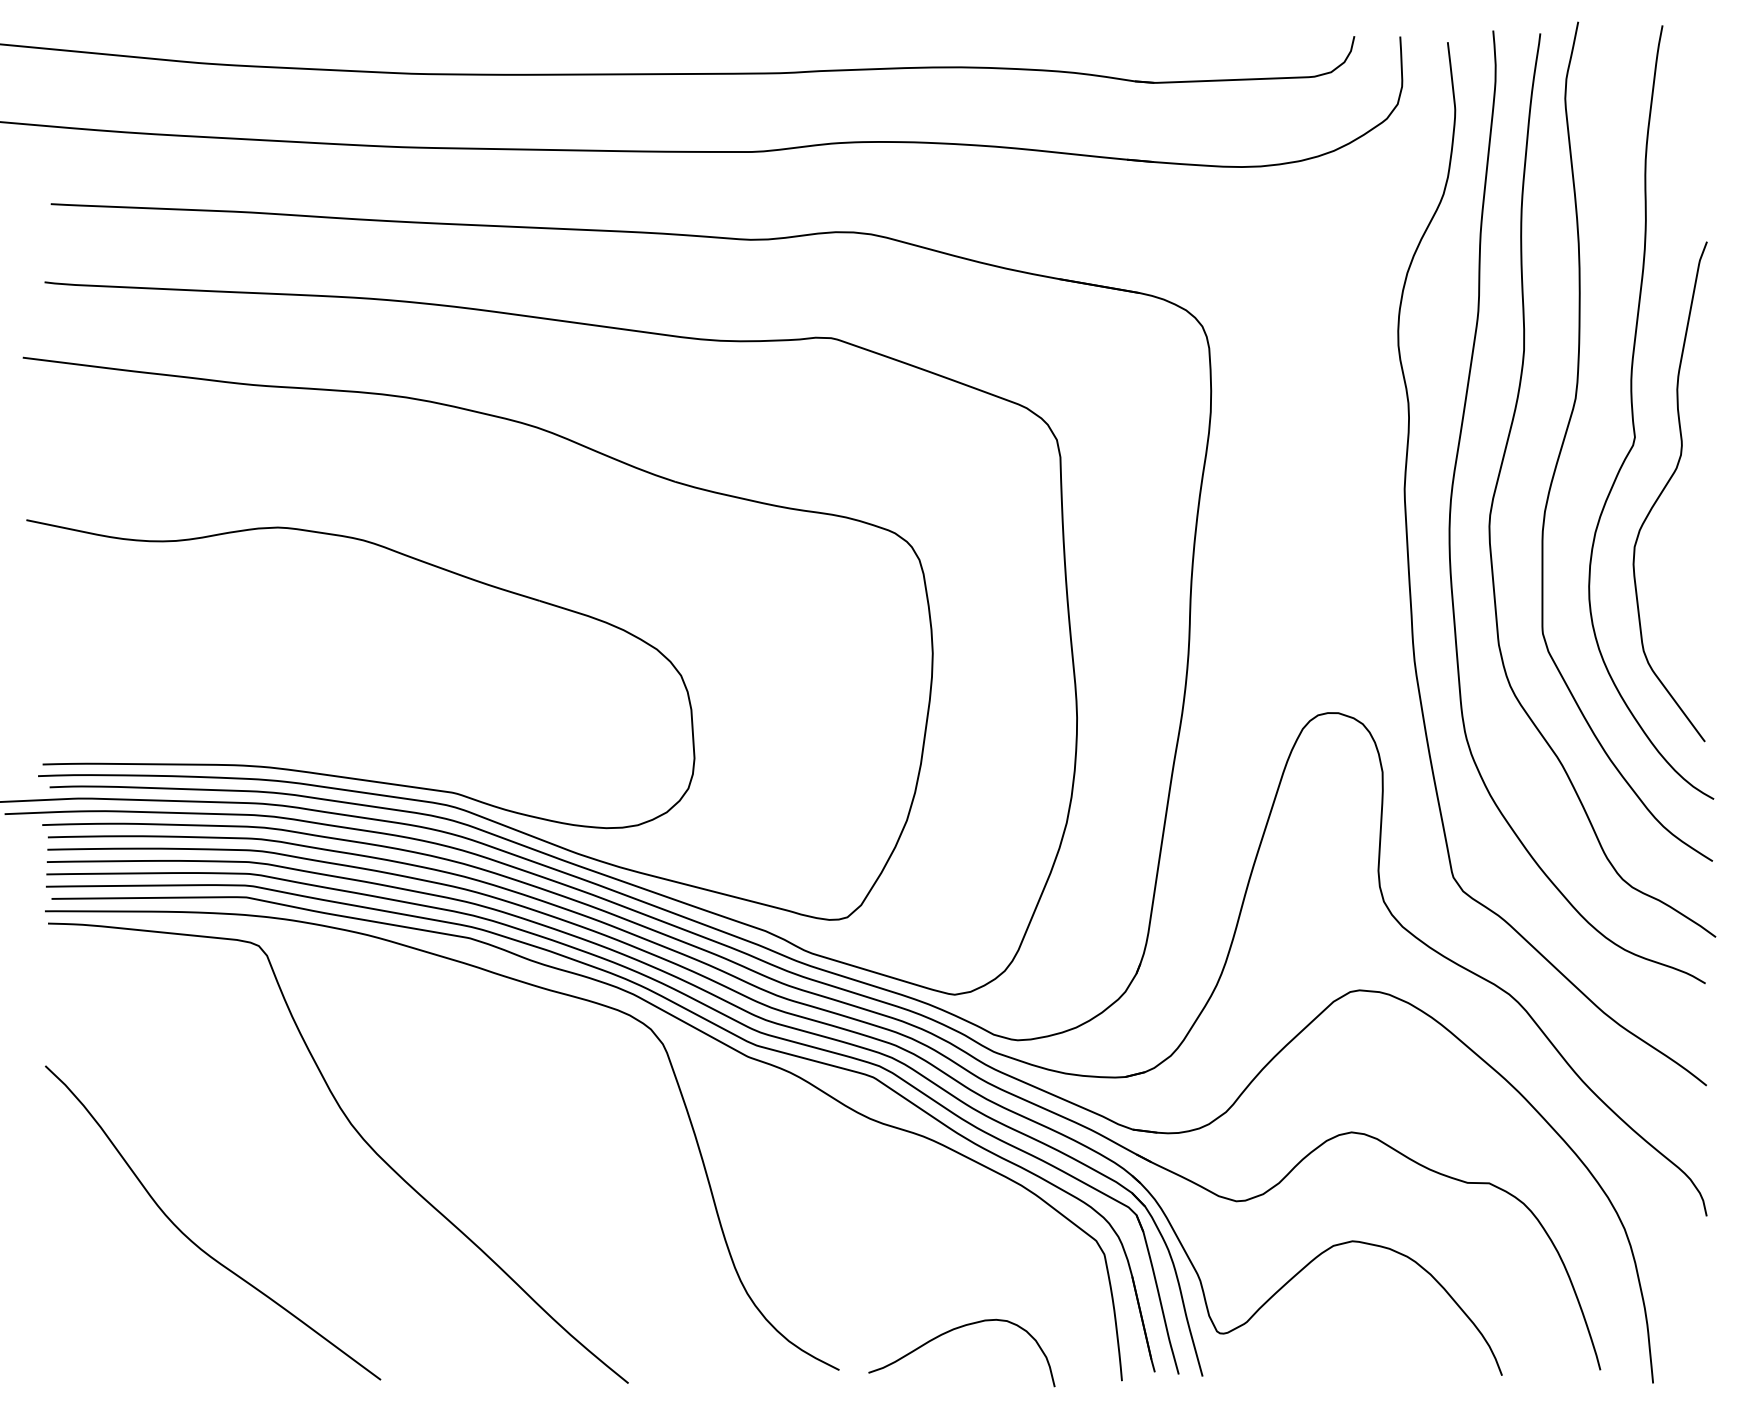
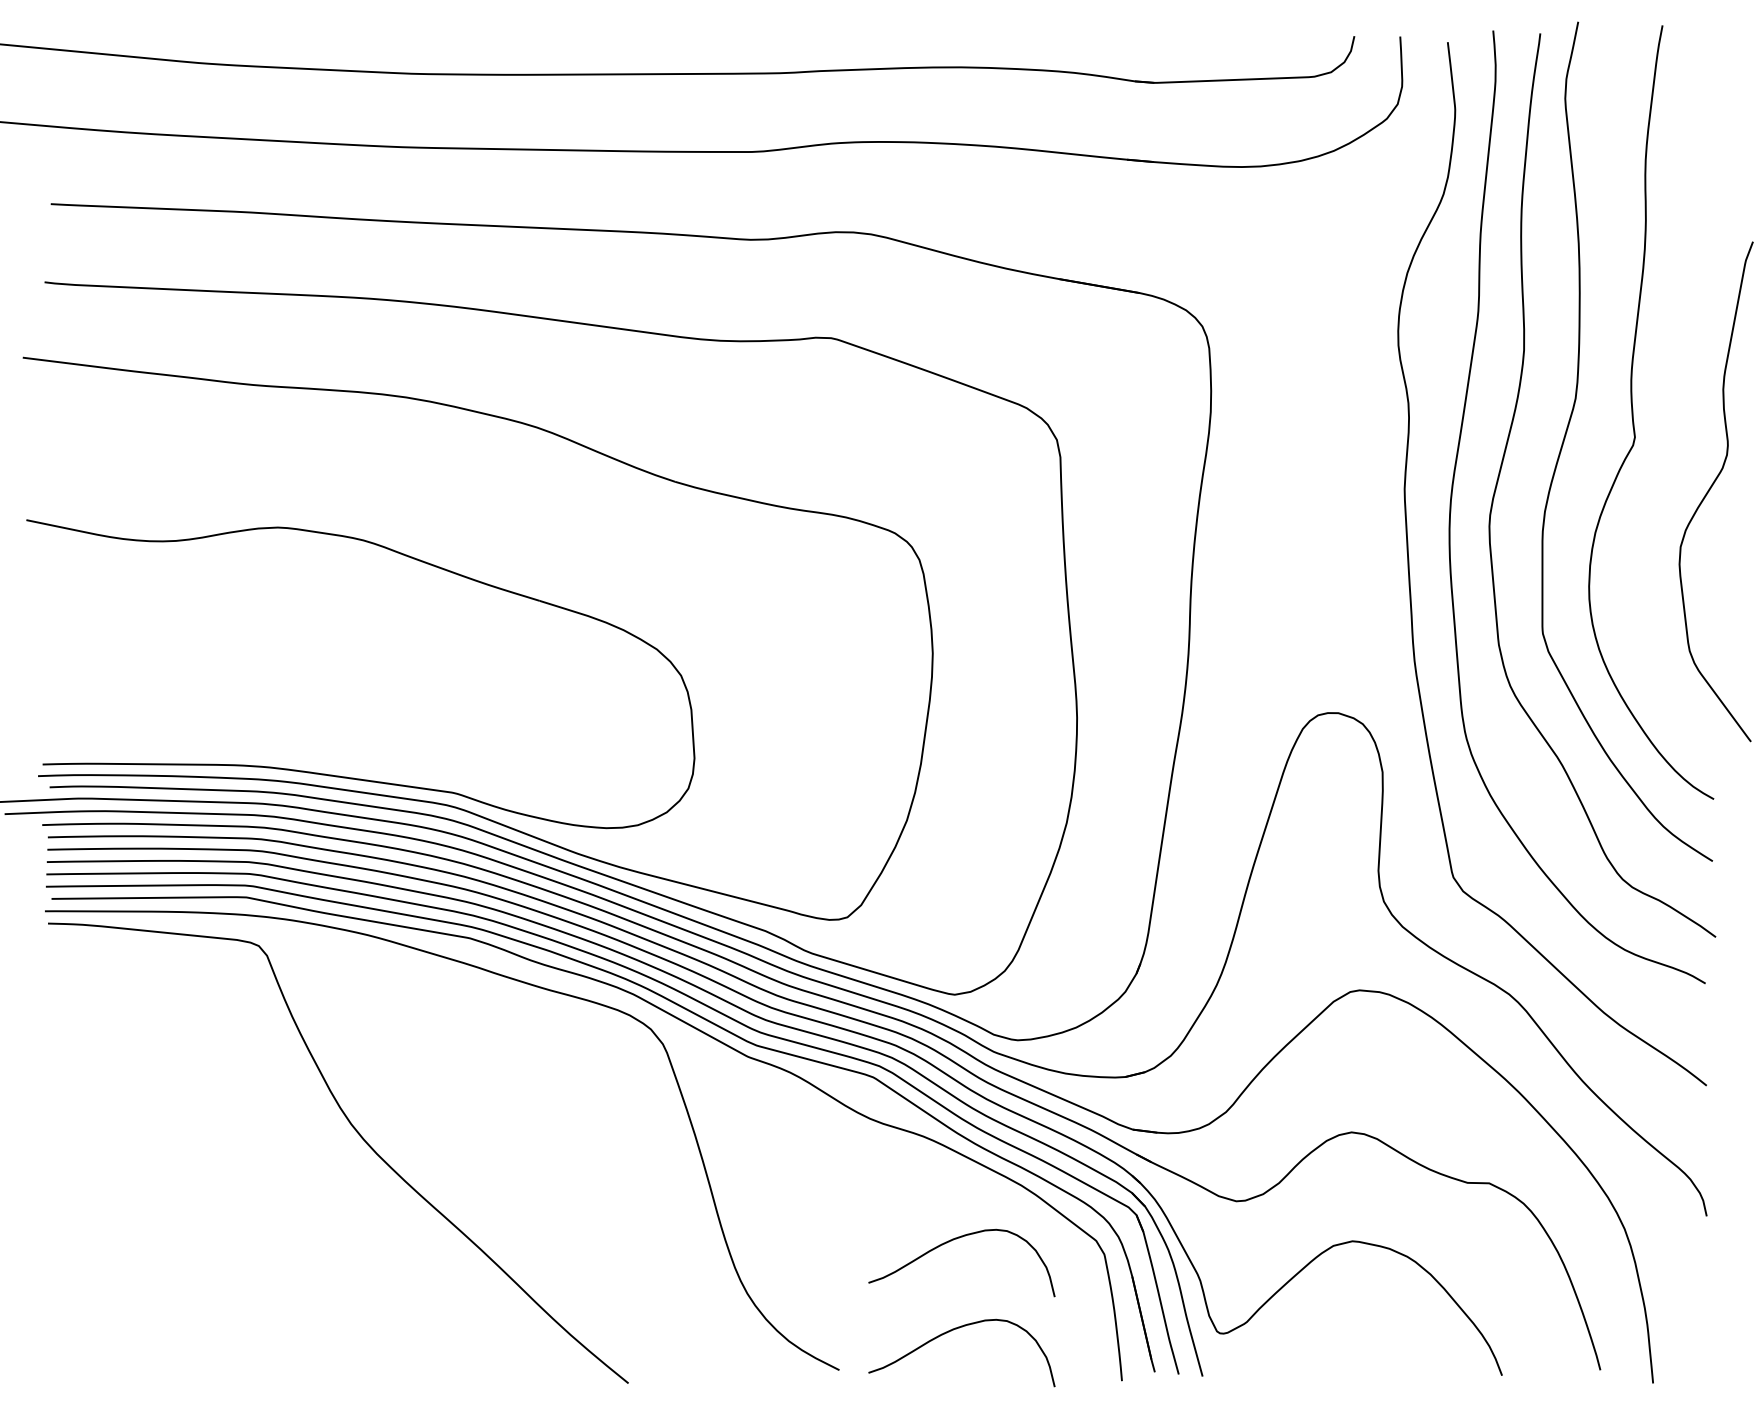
curve position: (1665, 488) -> (1711, 488) (1711, 488)
curve: none -> present (951, 1241)
curve: present -> none (198, 1245)
